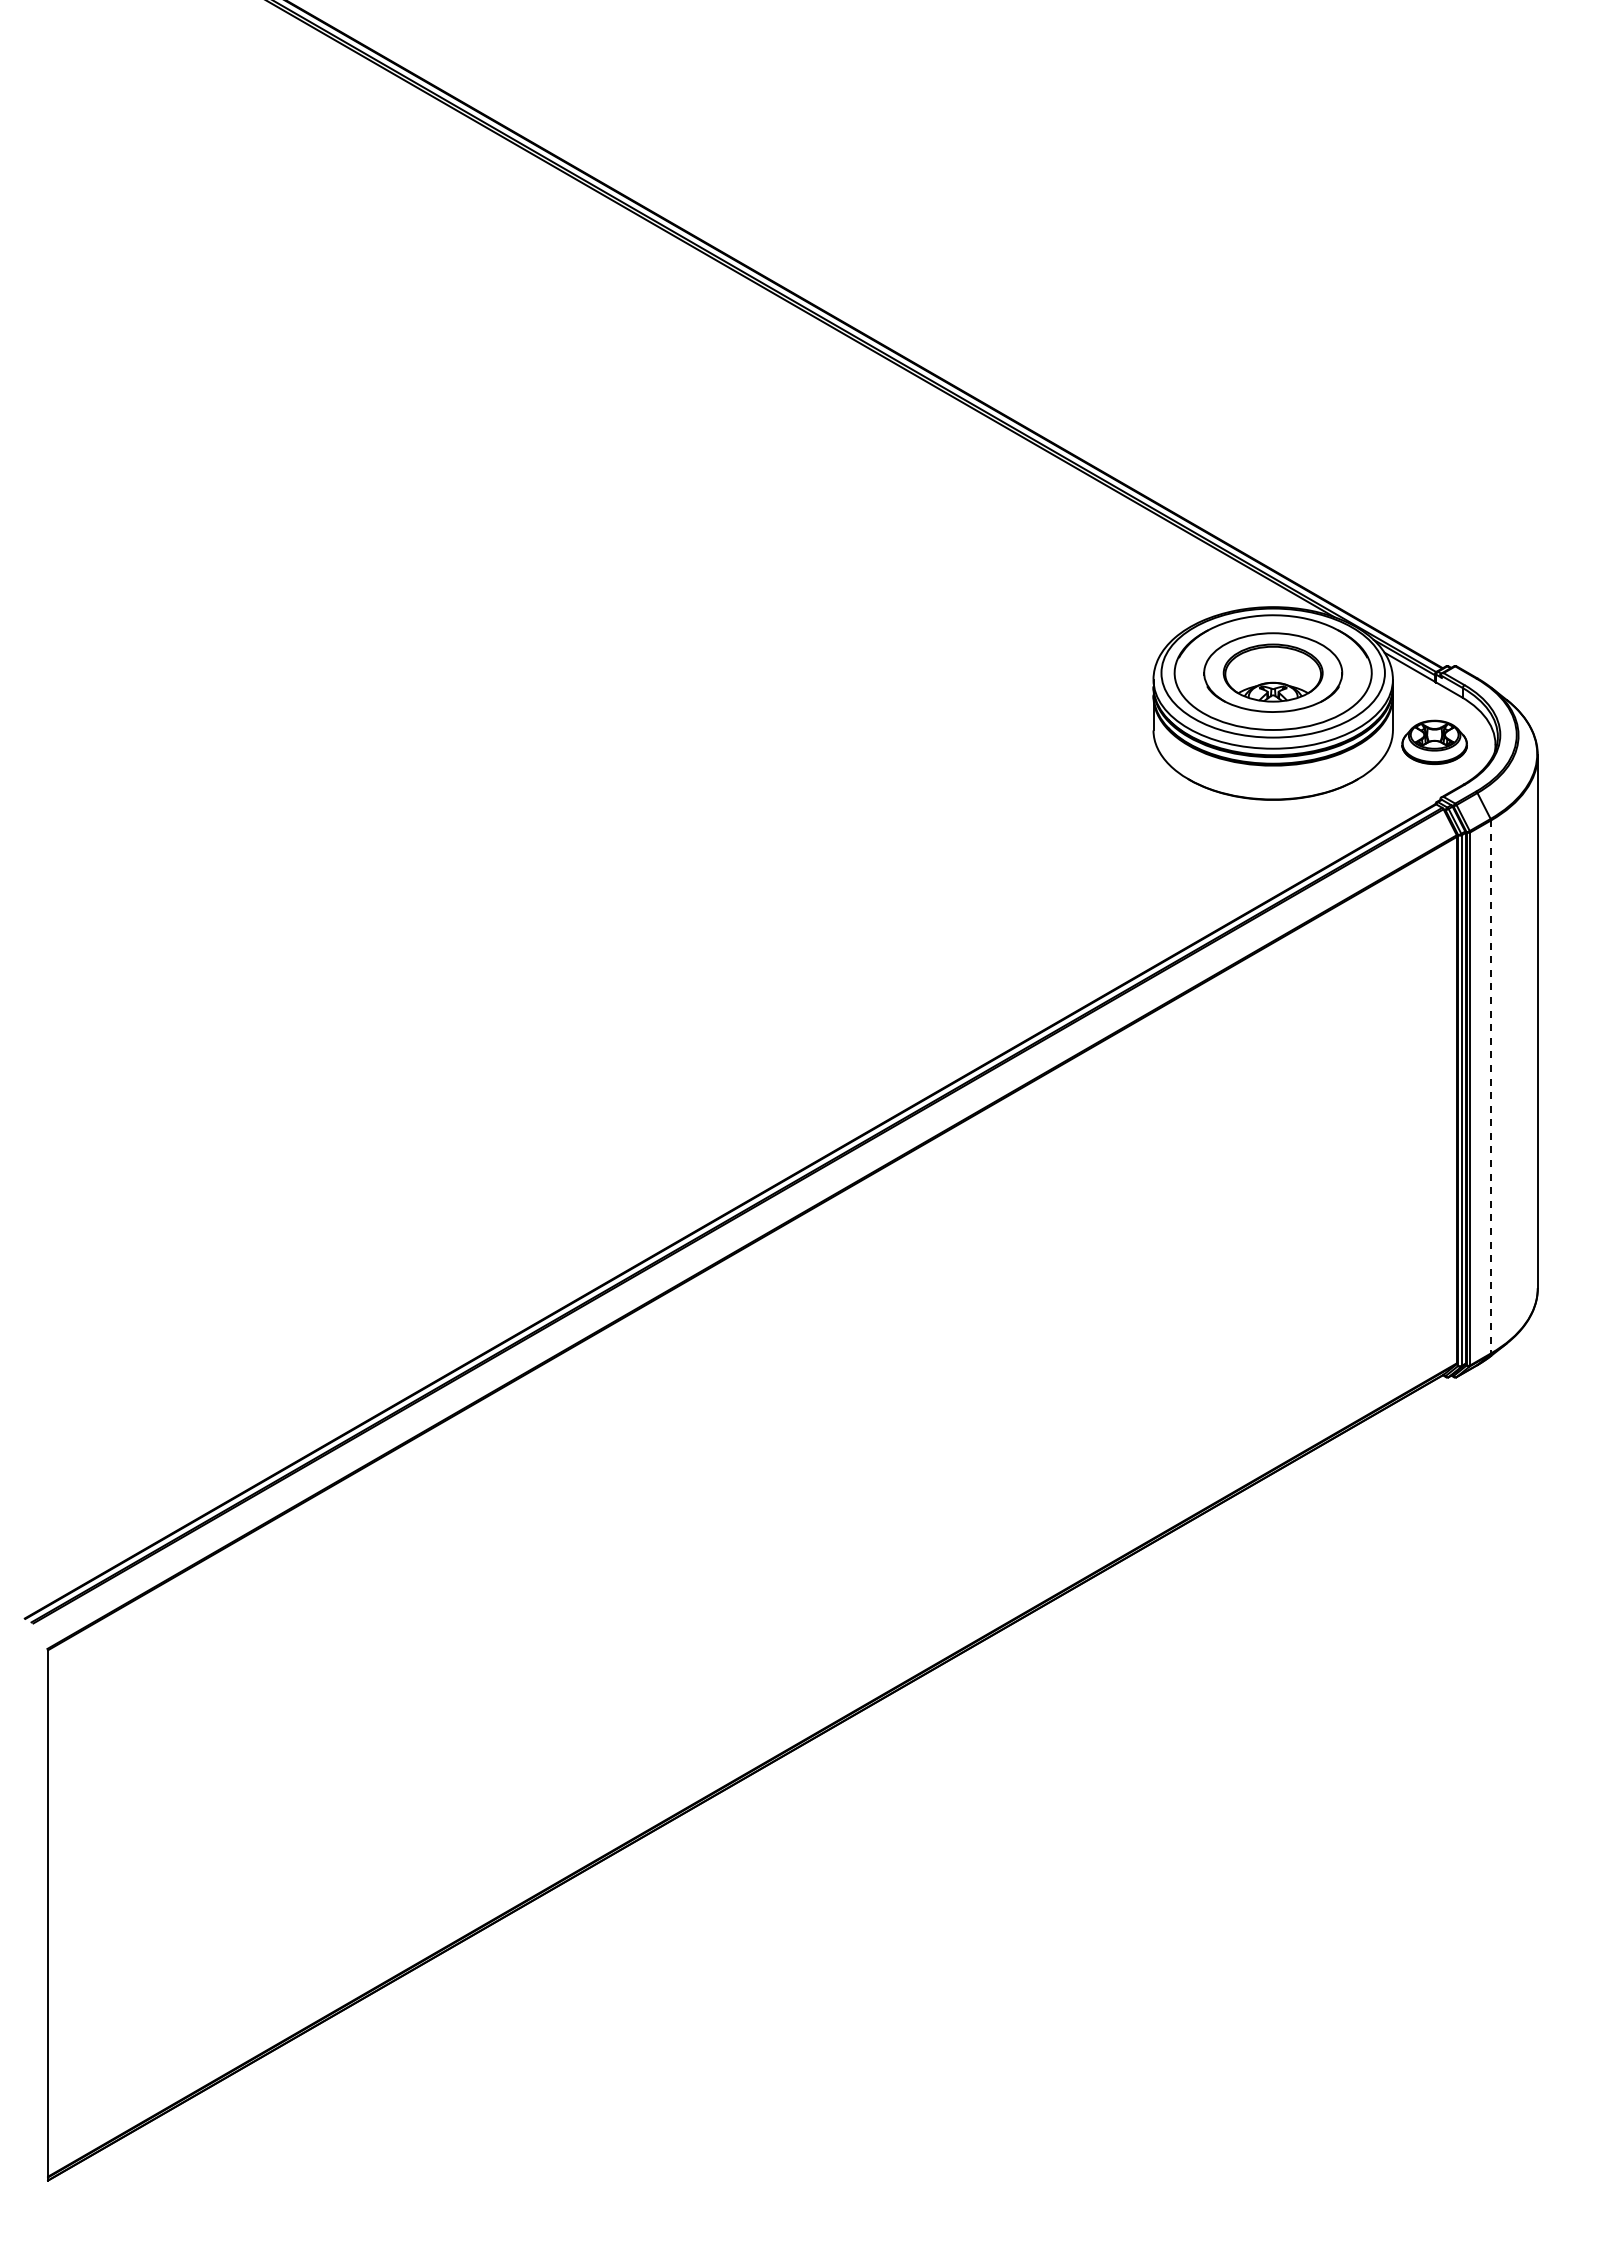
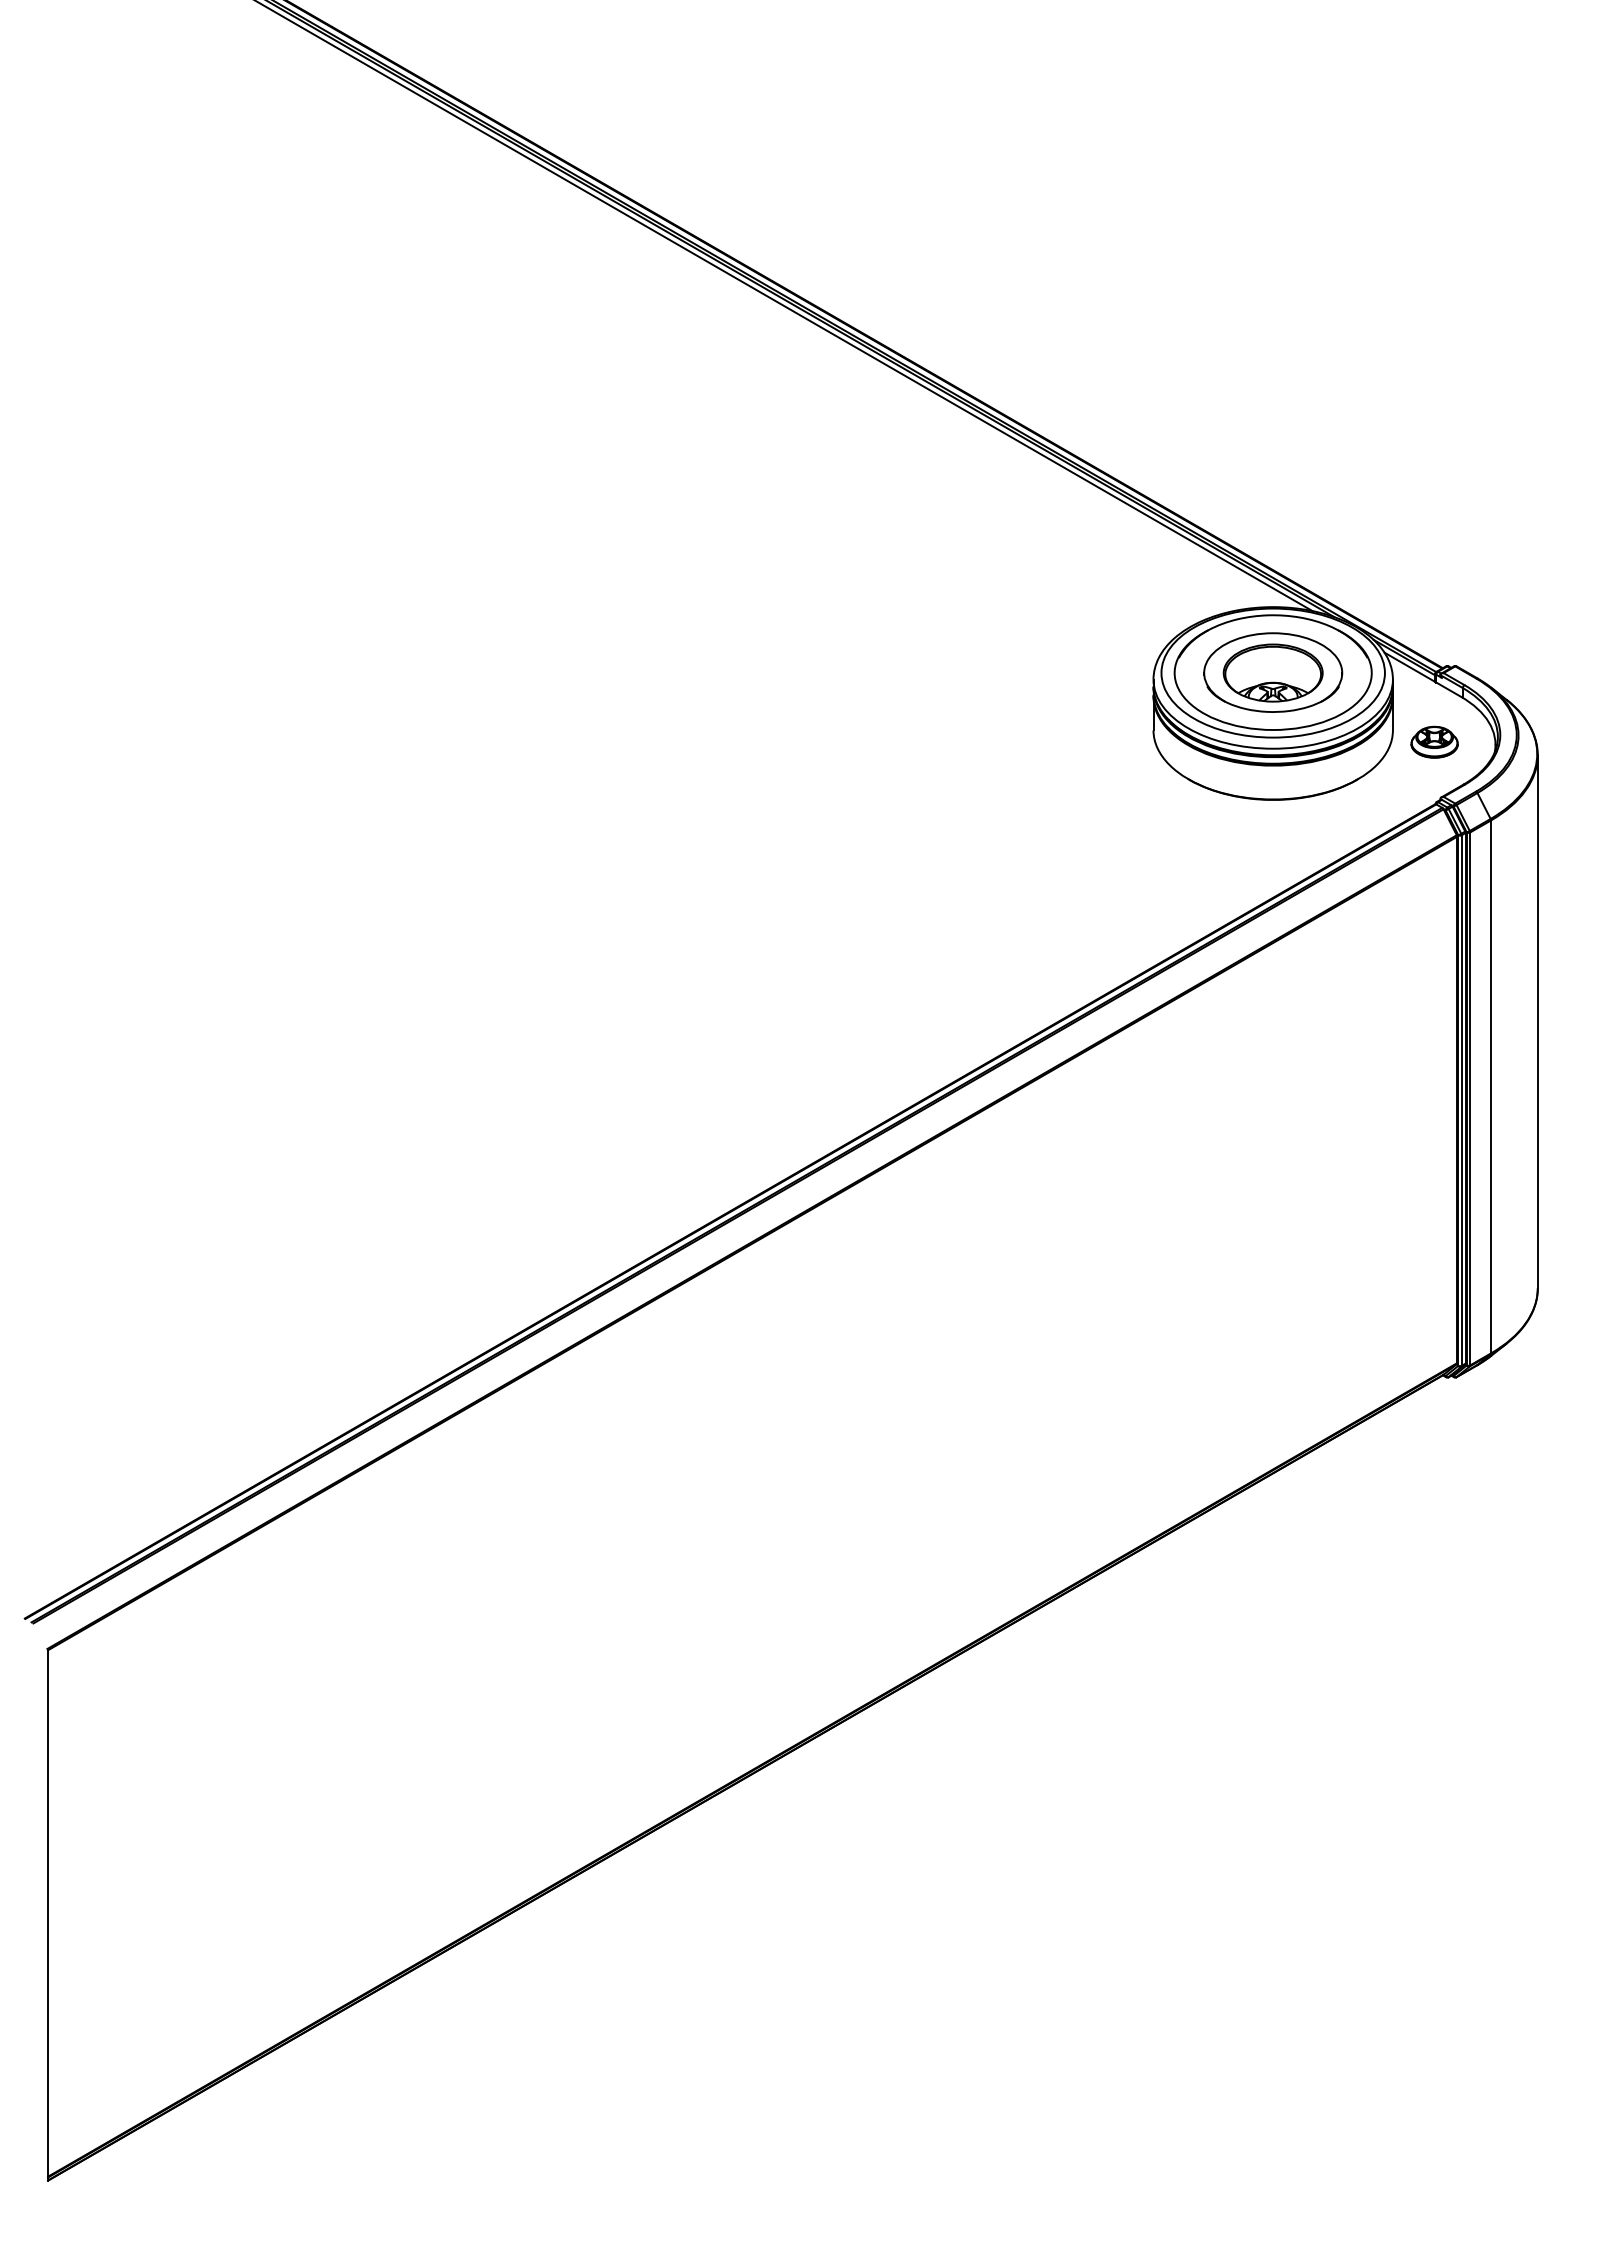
line: none -> present (784, 306)
part size: 67x46 px -> 49x34 px (1434, 741)
line: dashed -> solid (1491, 1087)
